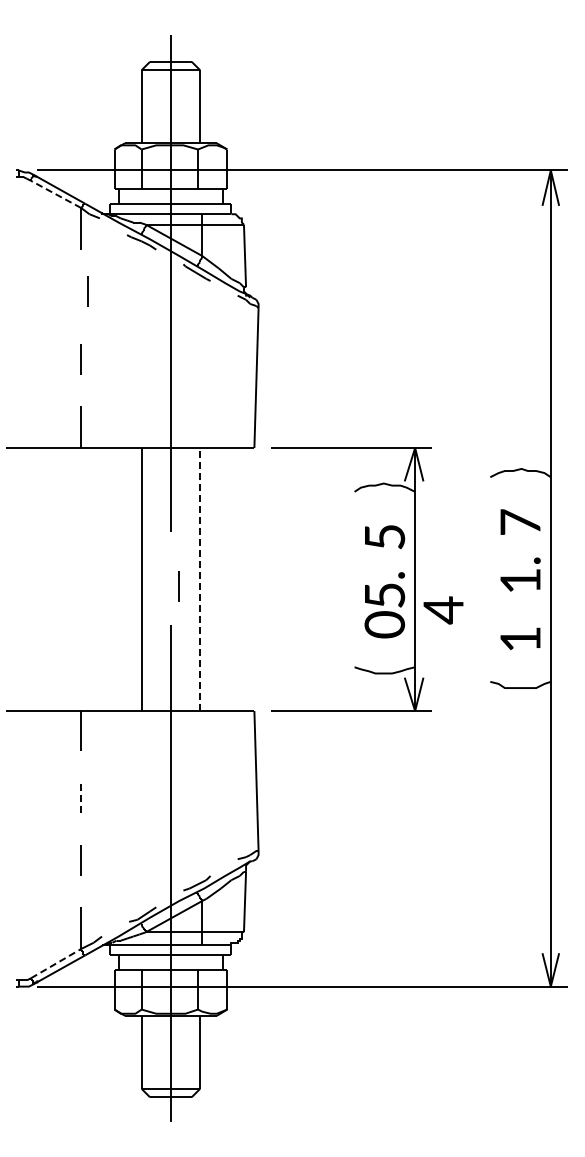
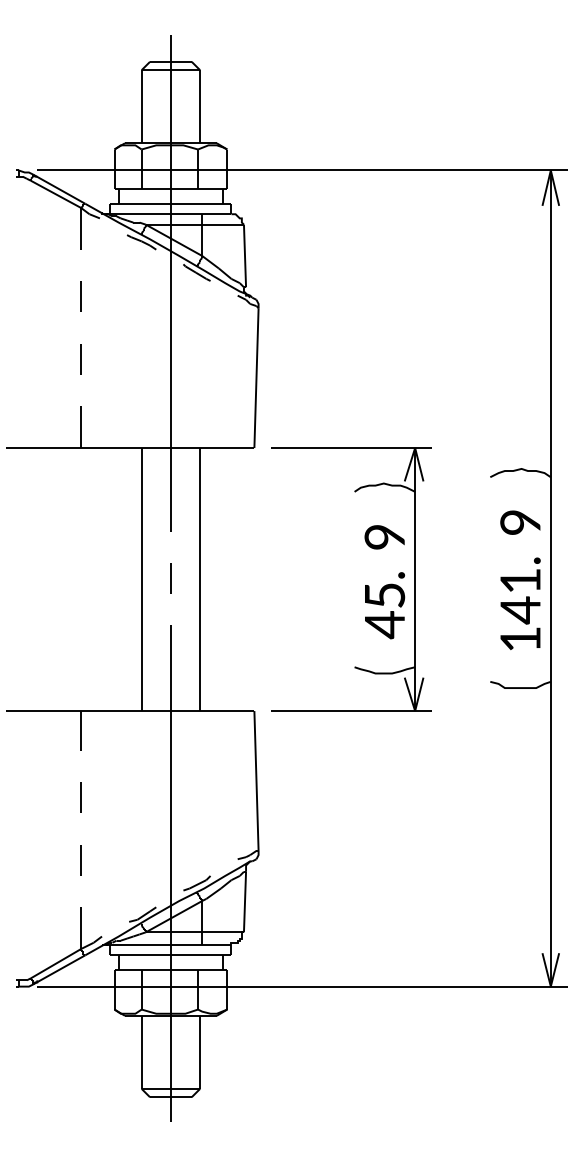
line: dashed -> solid (55, 194)
line position: (87, 291) -> (80, 296) (80, 296)
text: 7 -> 9 (520, 521)
text: 5 -> 9 (384, 537)
line: dashed -> solid (200, 579)
line position: (178, 586) -> (170, 578) (170, 578)
text position: (443, 610) -> (520, 610) (520, 610)
text: 0 -> 4 (384, 625)
line: dashed -> solid (81, 797)
line: dashed -> solid (56, 963)
